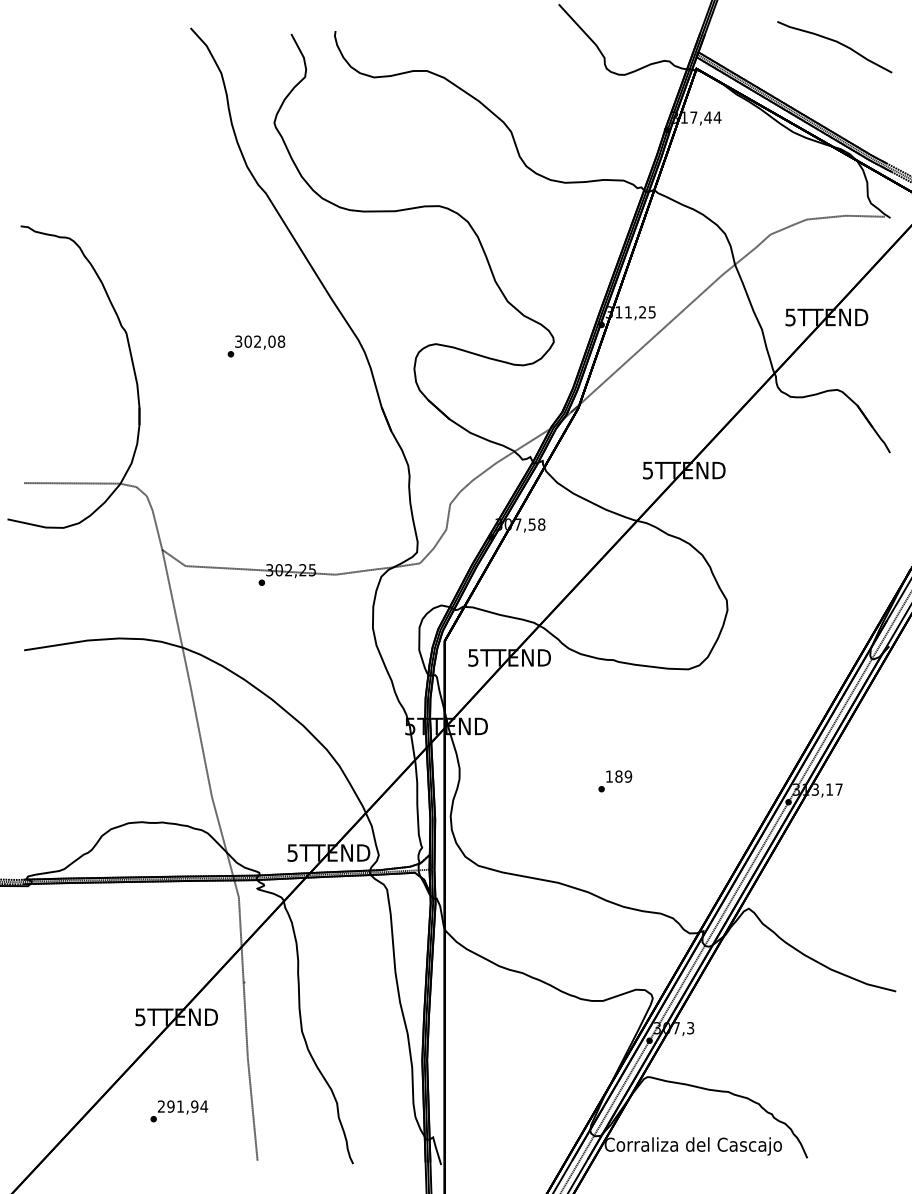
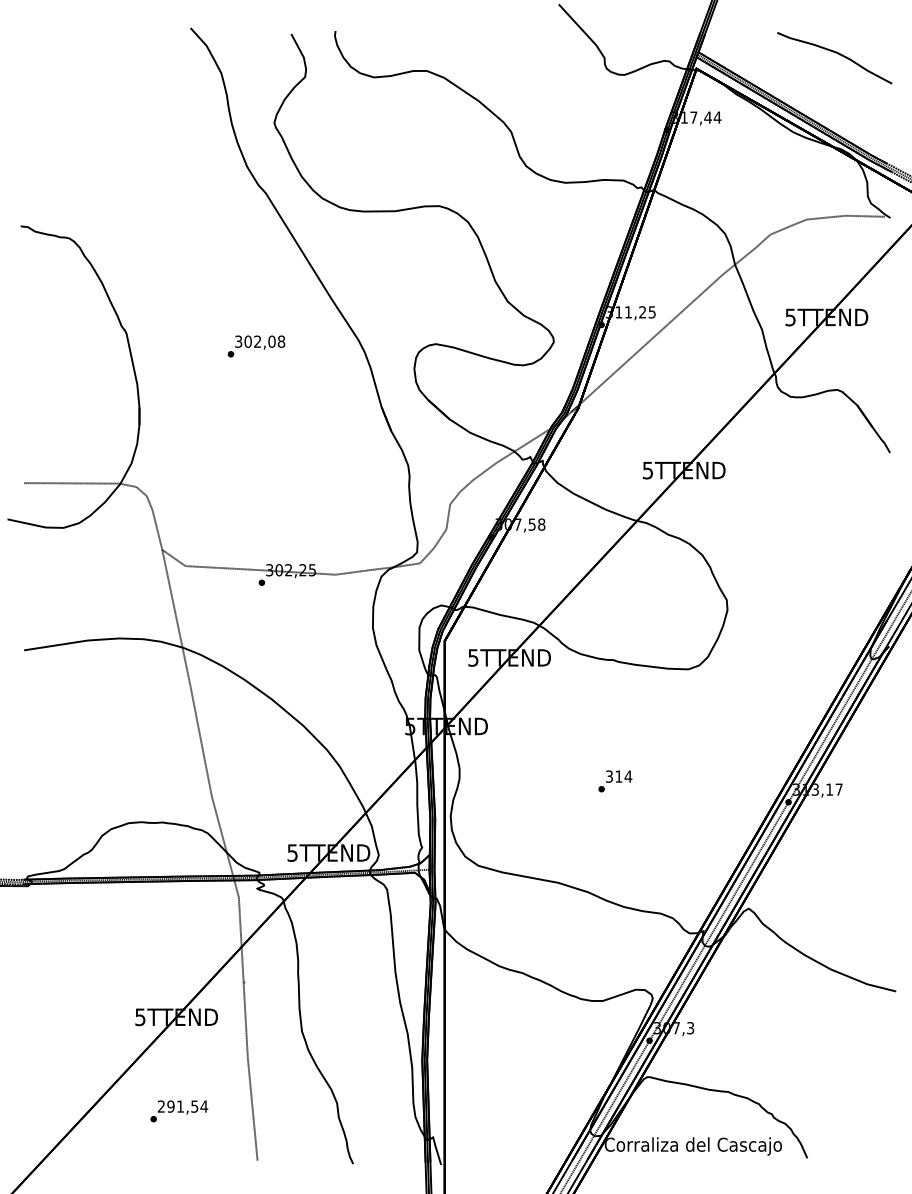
part position: (834, 47) -> (834, 58) (834, 58)
text: 189 -> 314 (618, 776)
text: 291,94 -> 291,54 (194, 1106)
